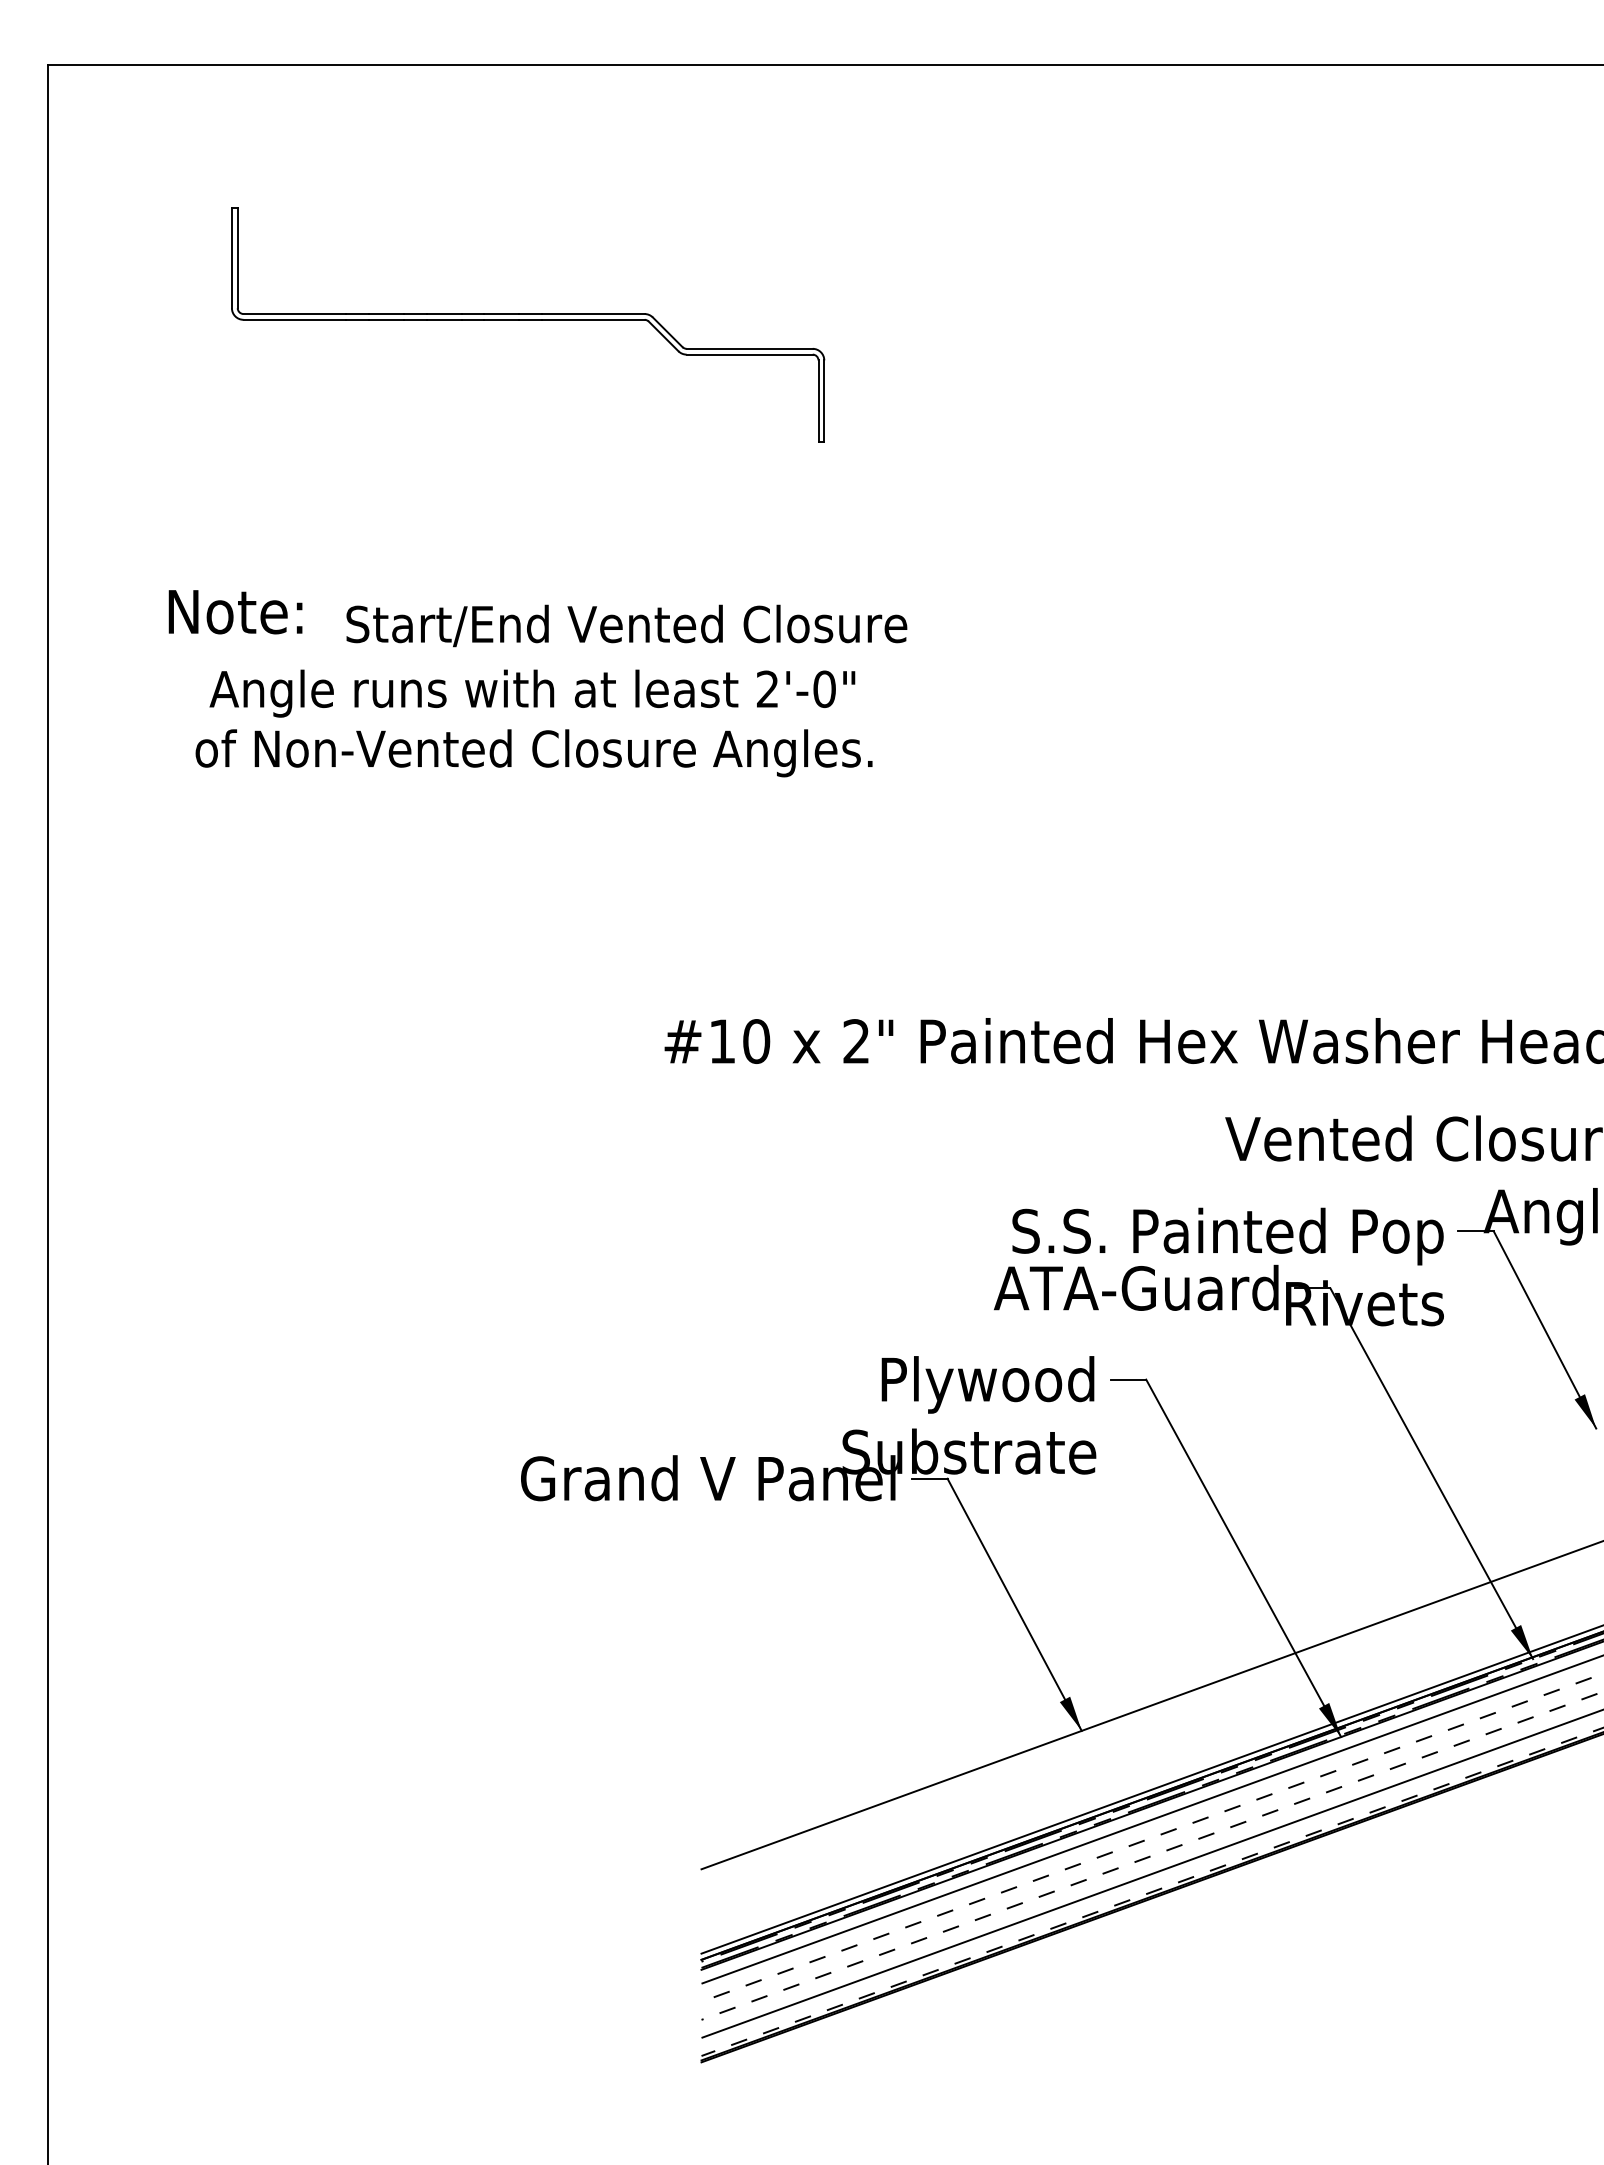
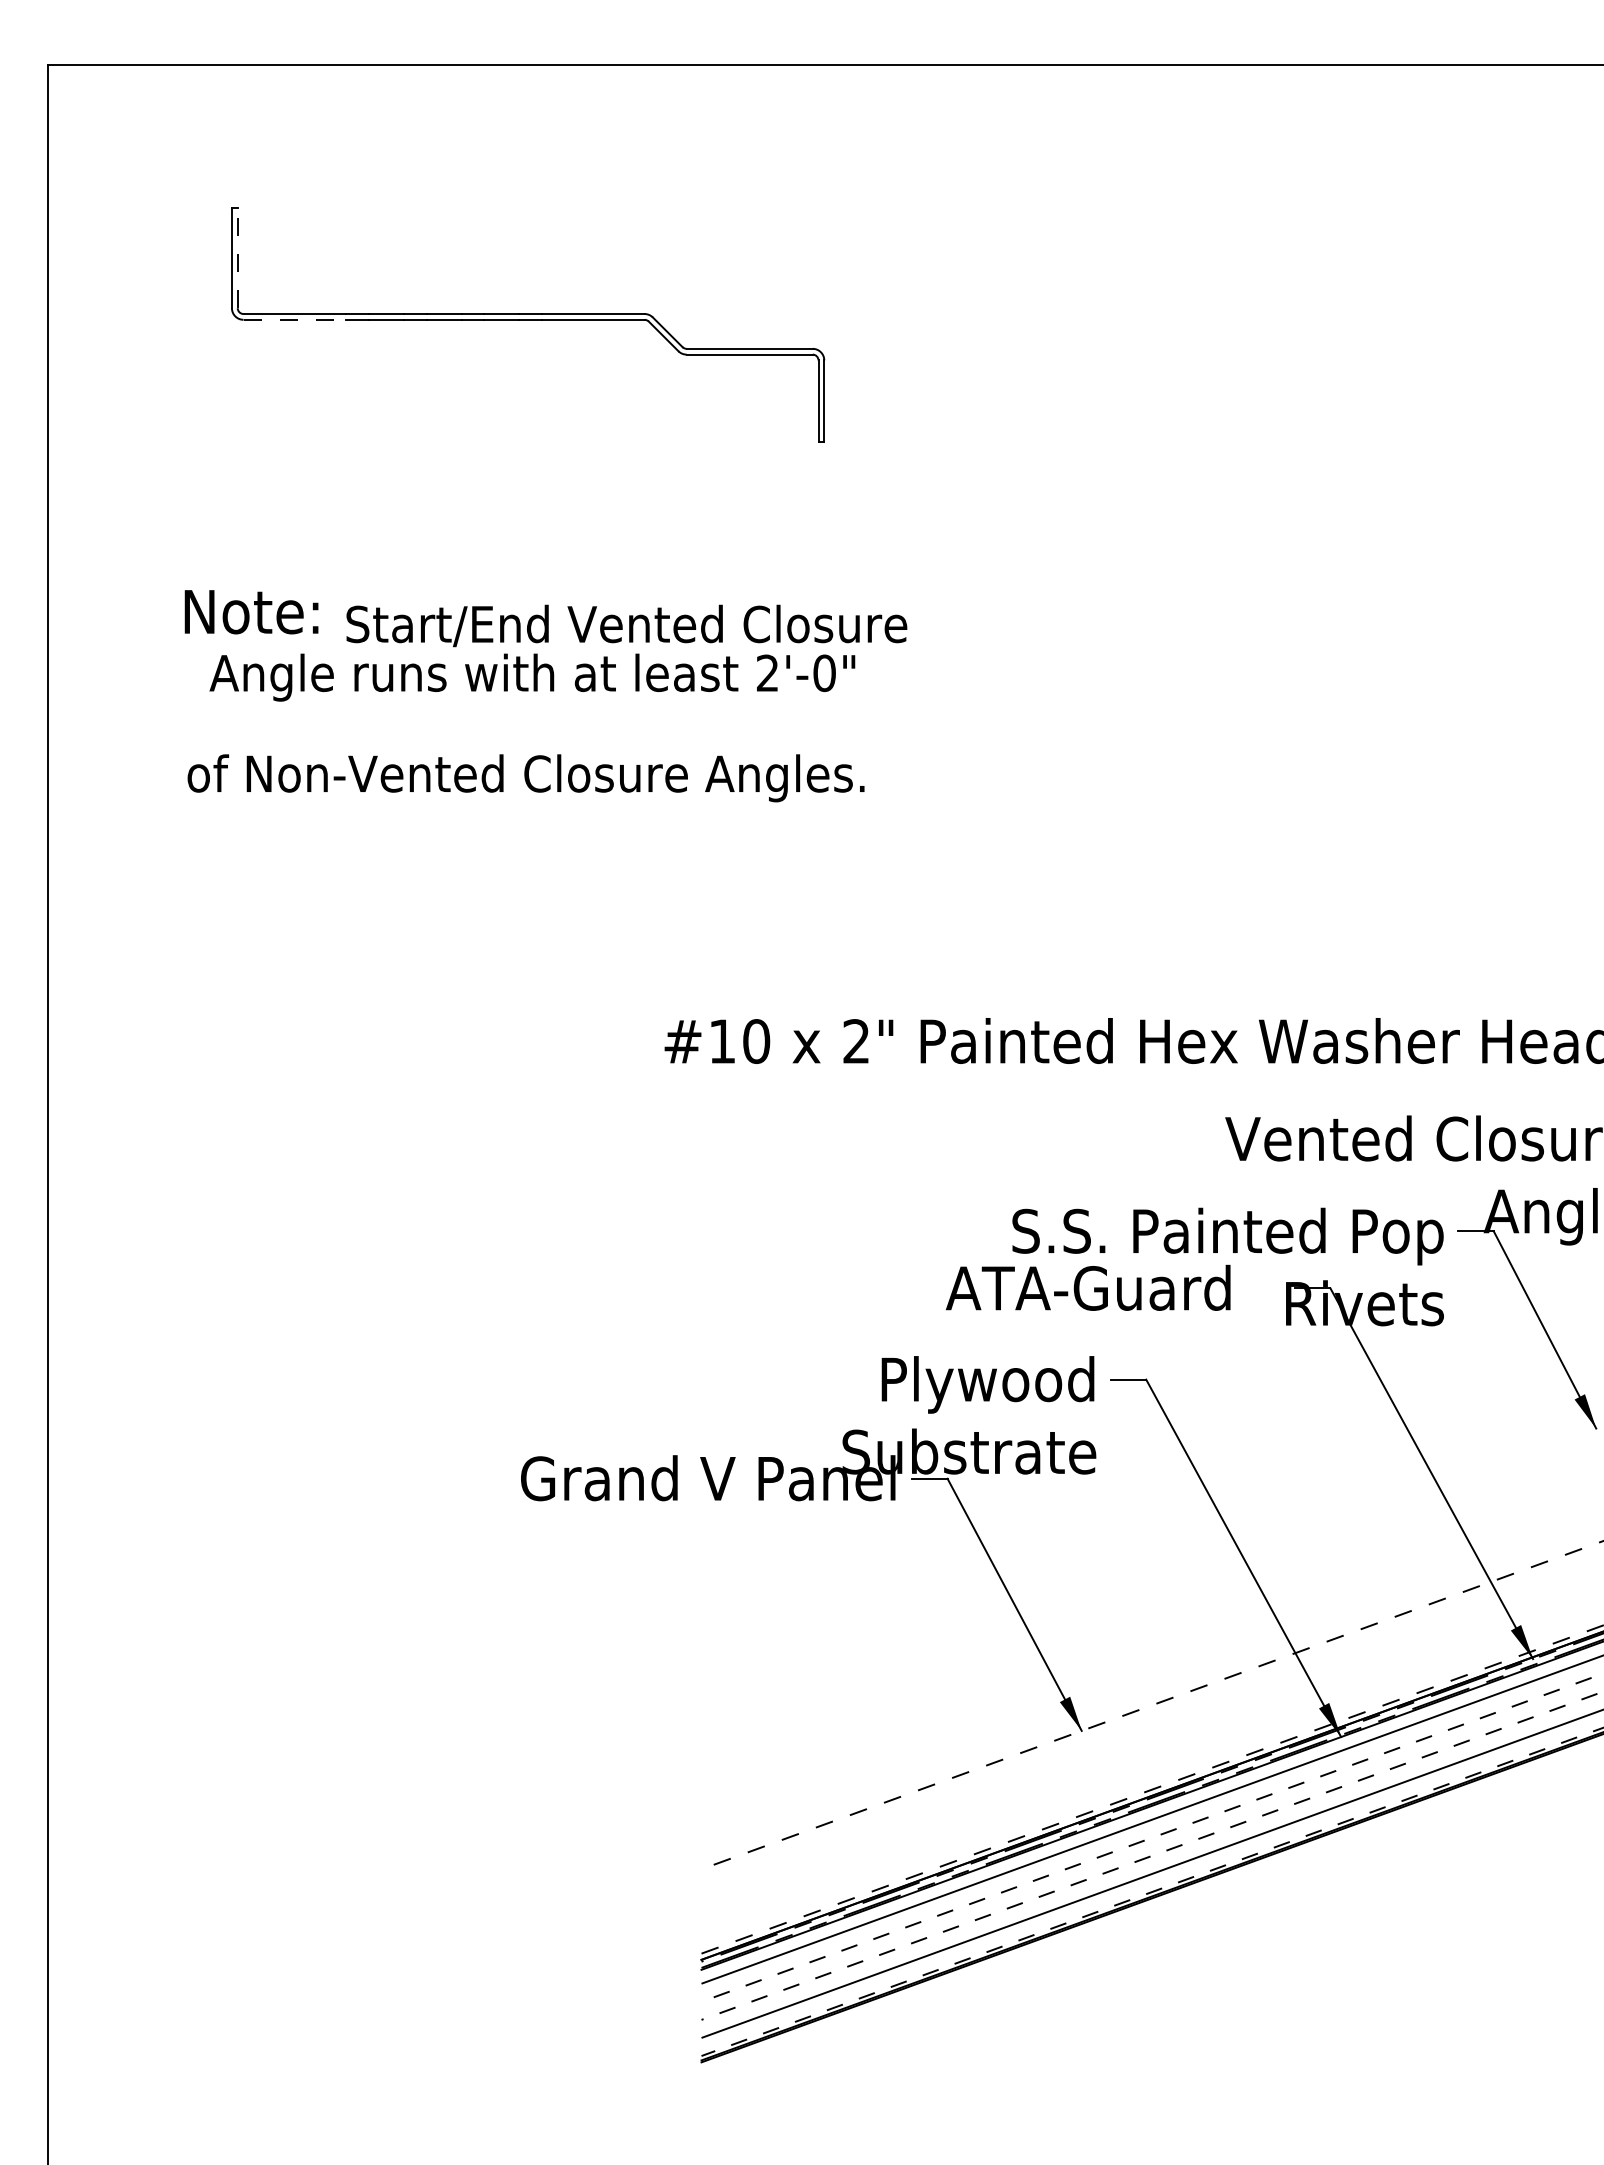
line: solid -> dashed (237, 257)
line: solid -> dashed (295, 319)
text position: (235, 612) -> (251, 612) (251, 612)
text position: (532, 693) -> (532, 677) (532, 677)
text position: (533, 753) -> (525, 778) (525, 778)
text position: (1136, 1287) -> (1088, 1287) (1088, 1287)
line: solid -> dashed (1152, 1705)
line: solid -> dashed (1152, 1789)
